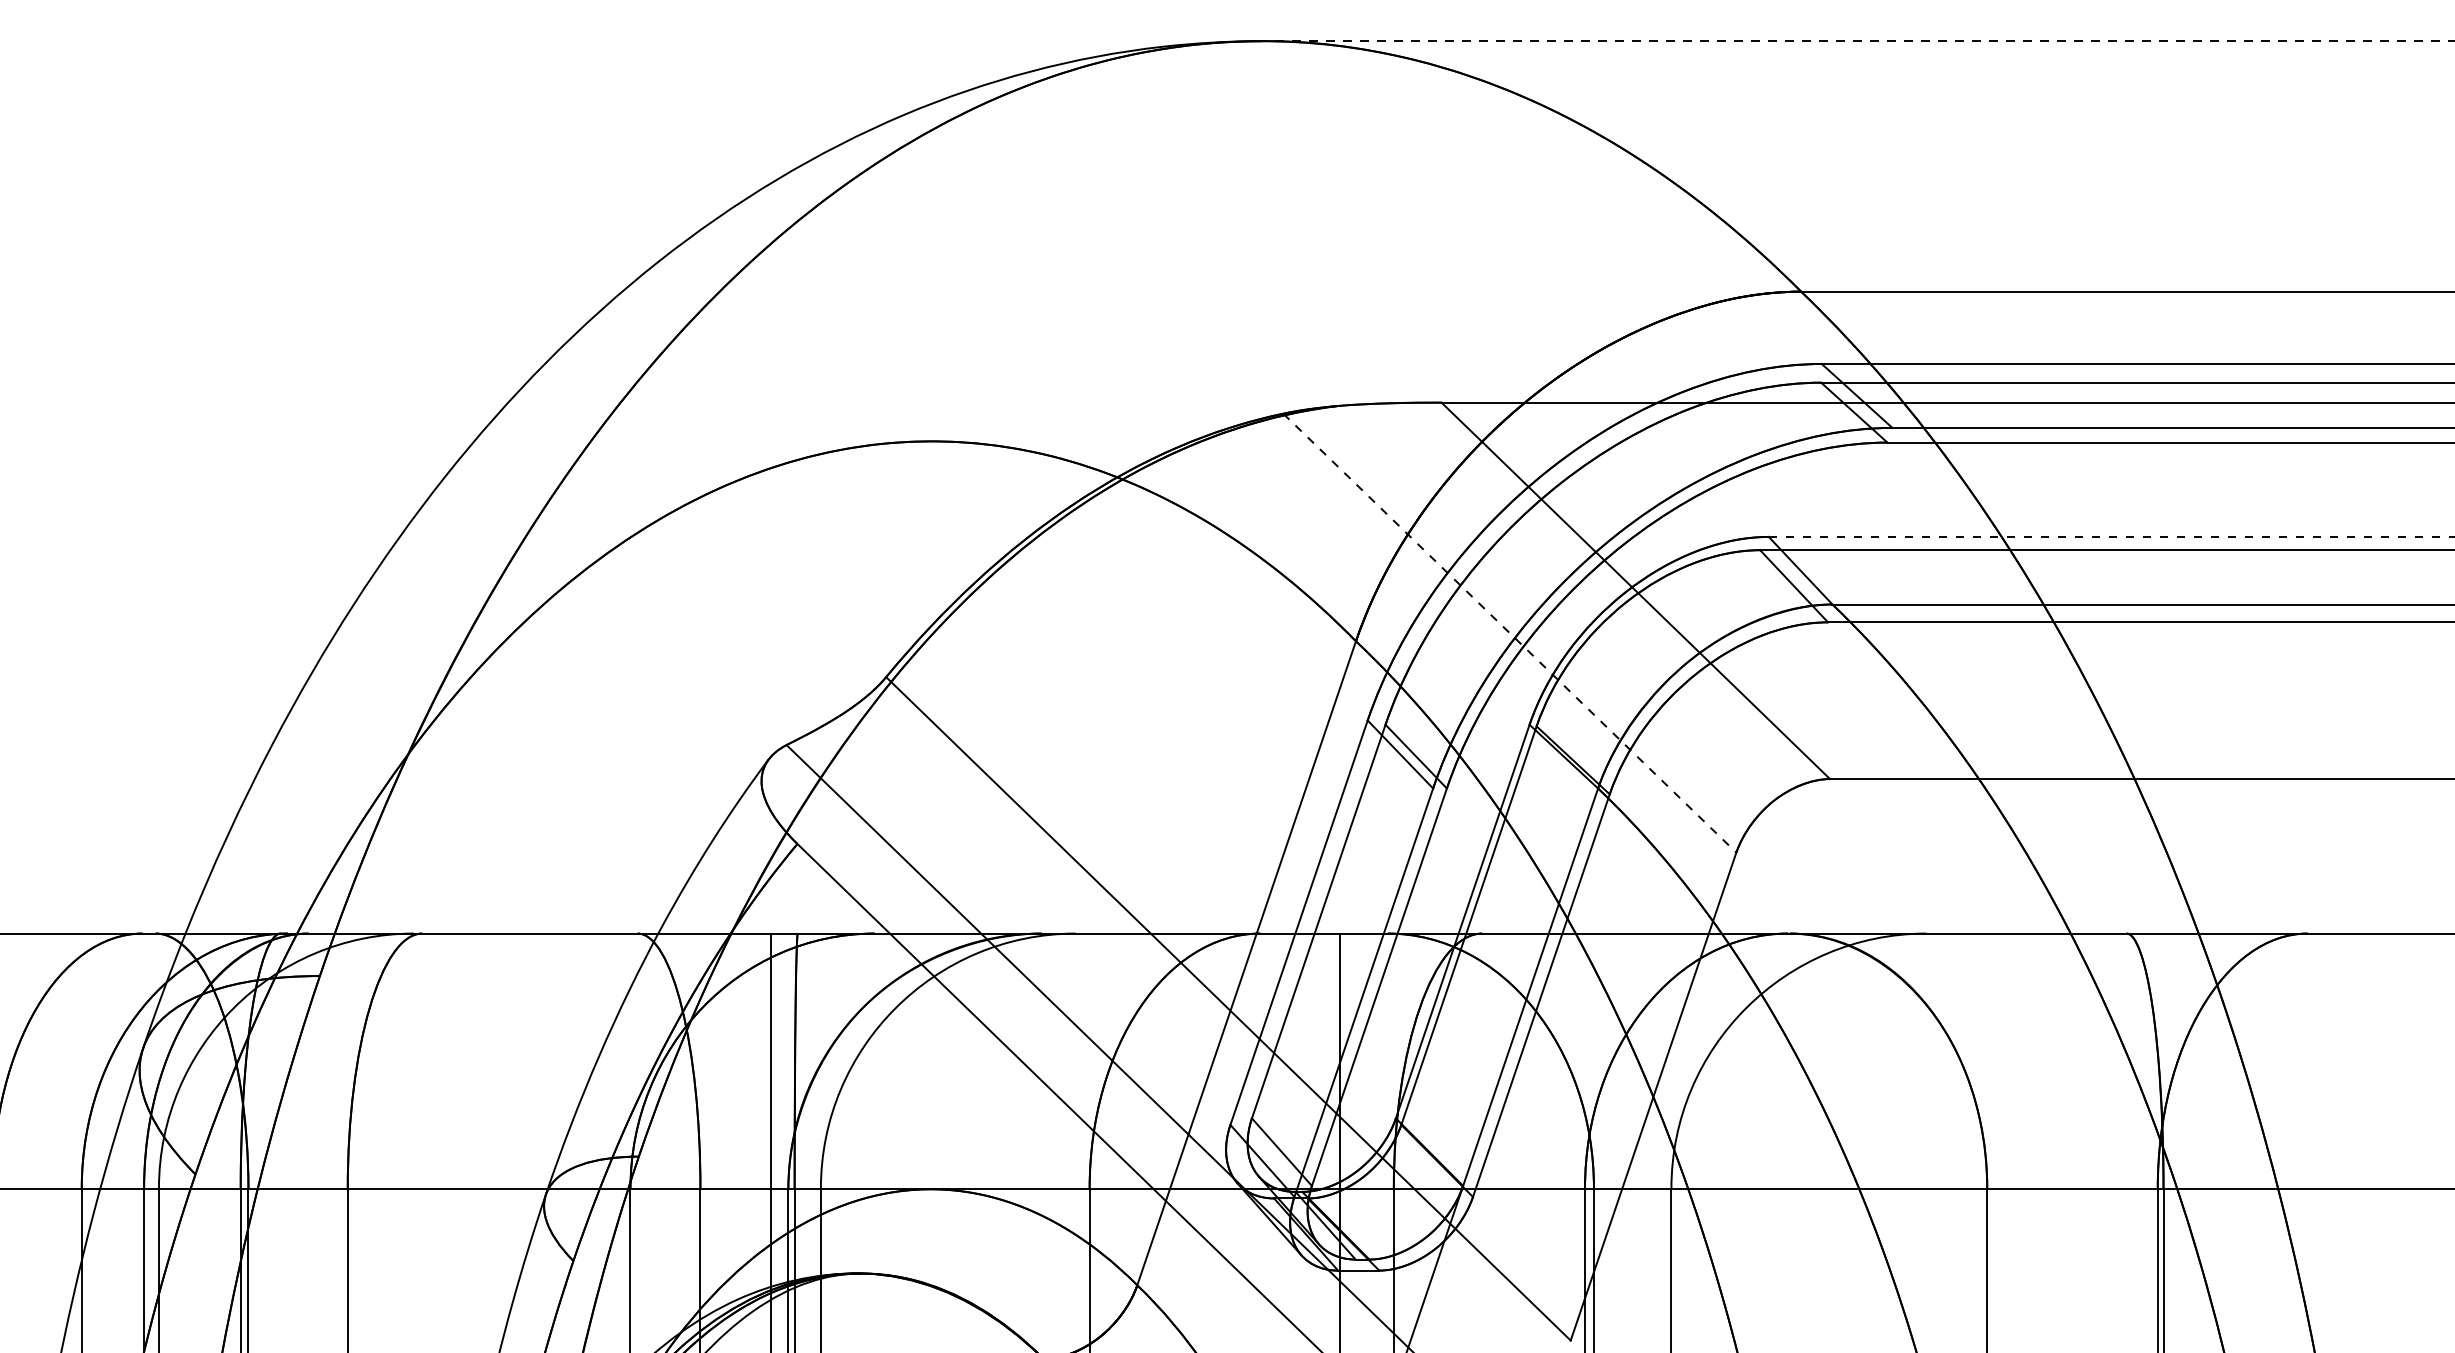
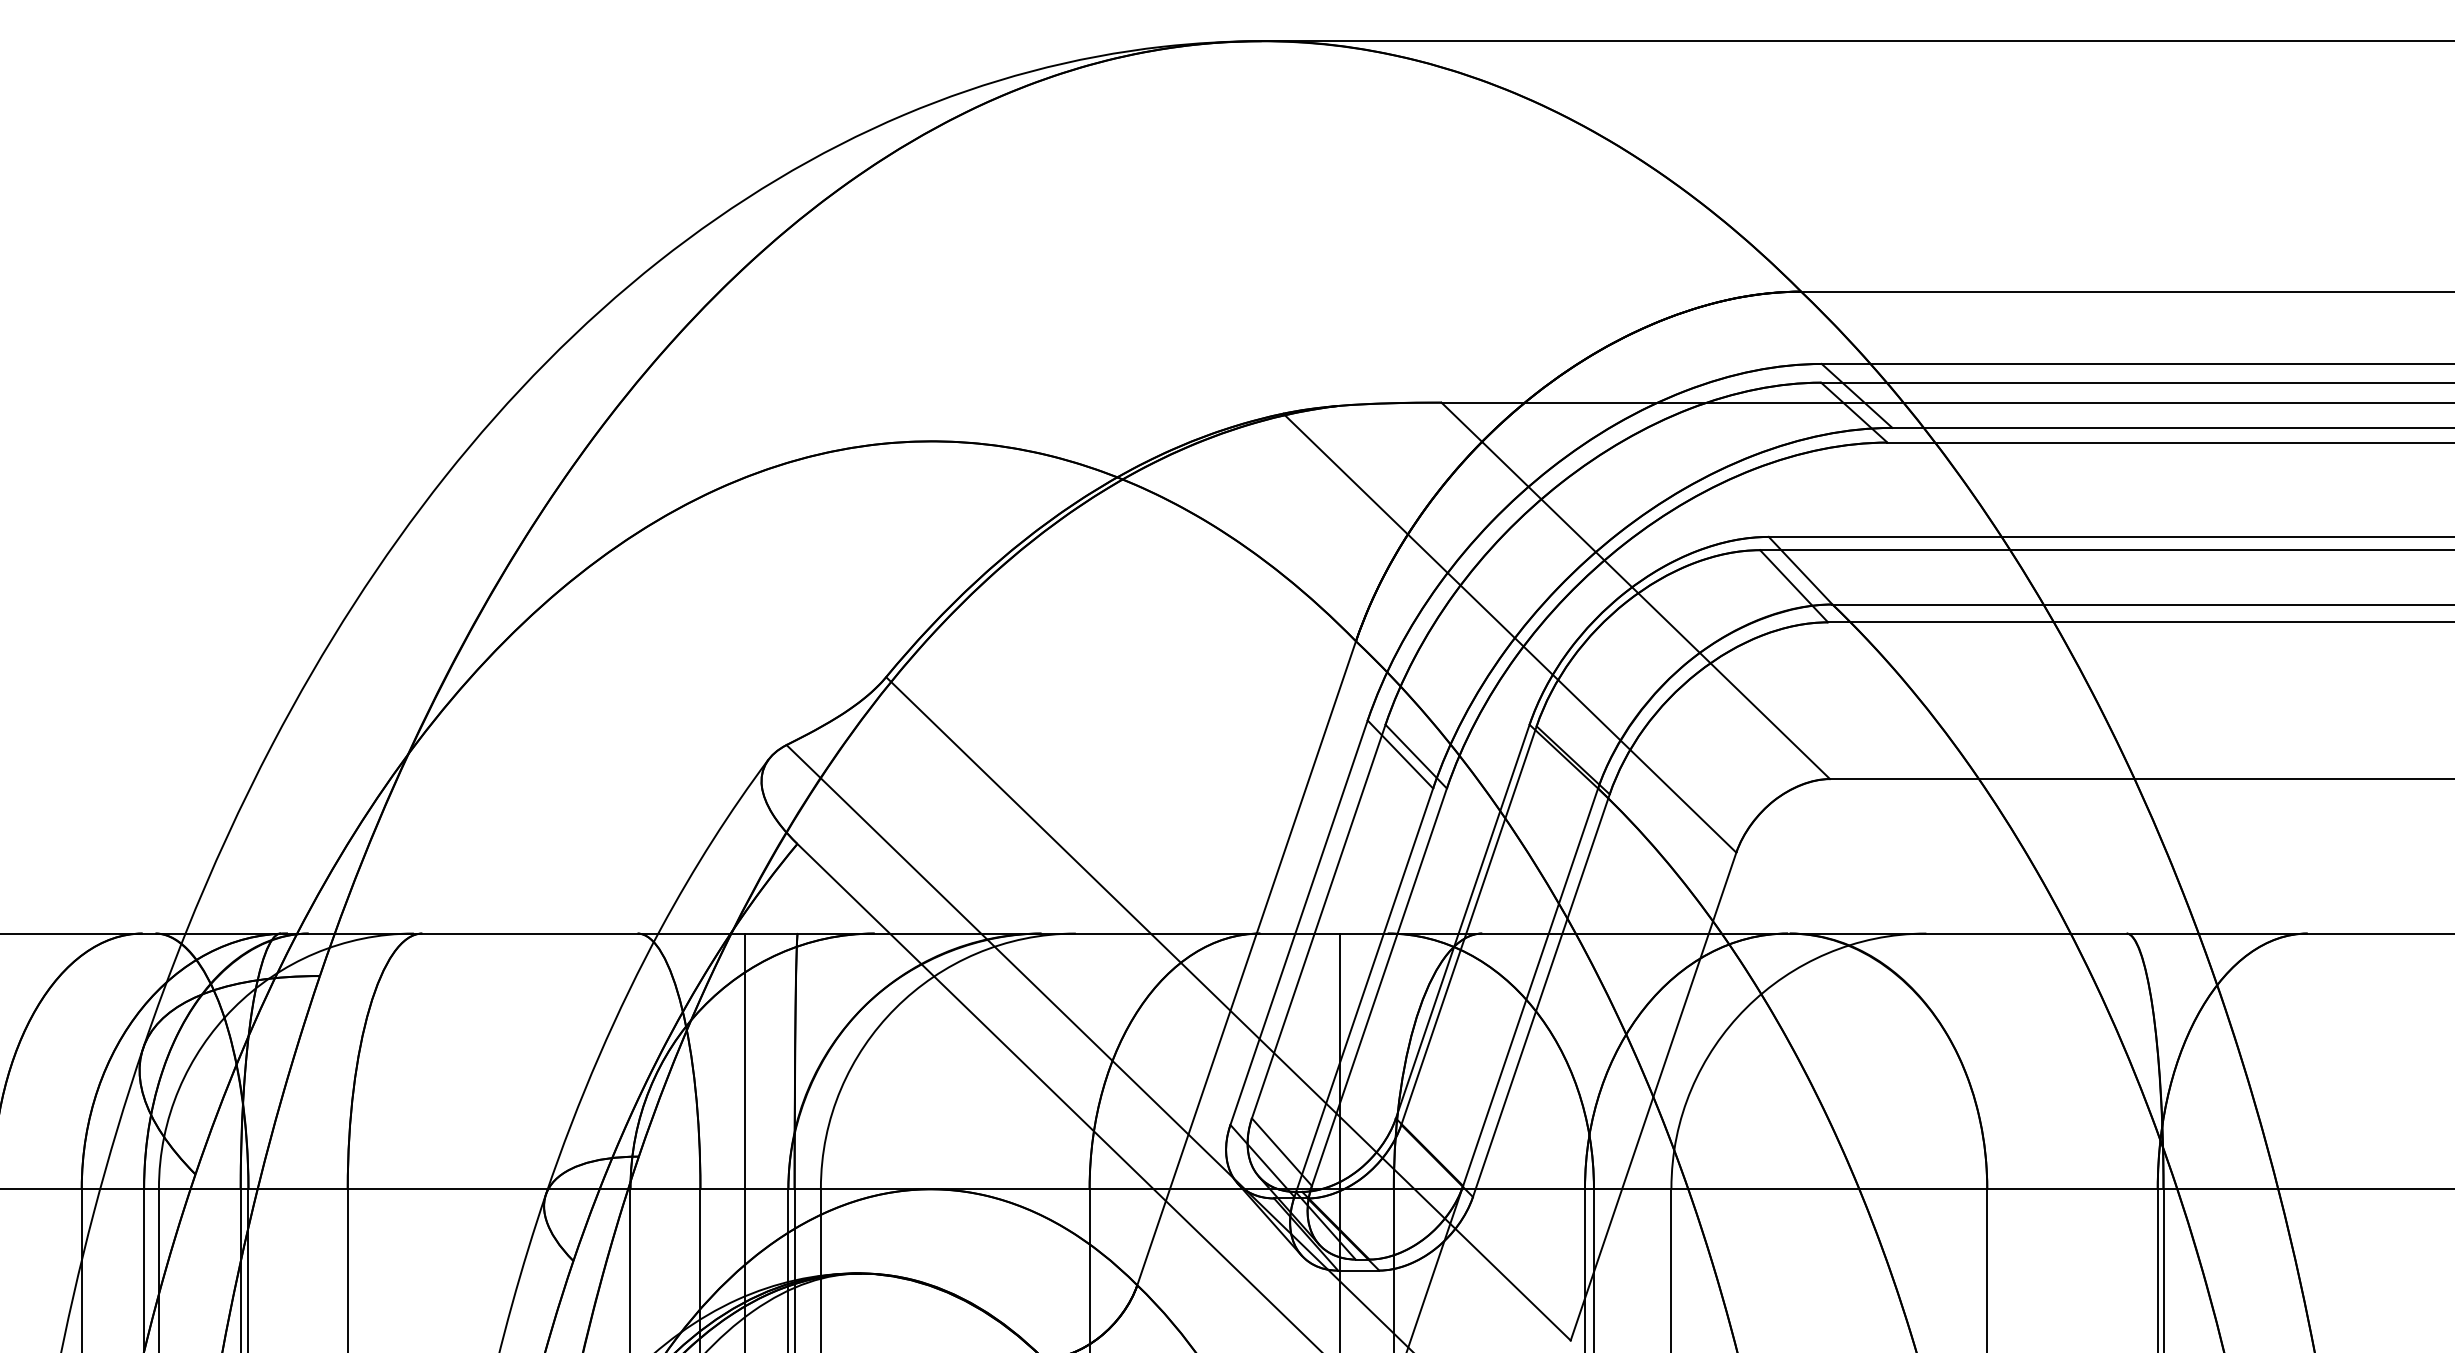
line: dashed -> solid (1857, 41)
line: dashed -> solid (2111, 536)
line: dashed -> solid (1510, 633)
line position: (771, 1141) -> (745, 1141) (745, 1141)
